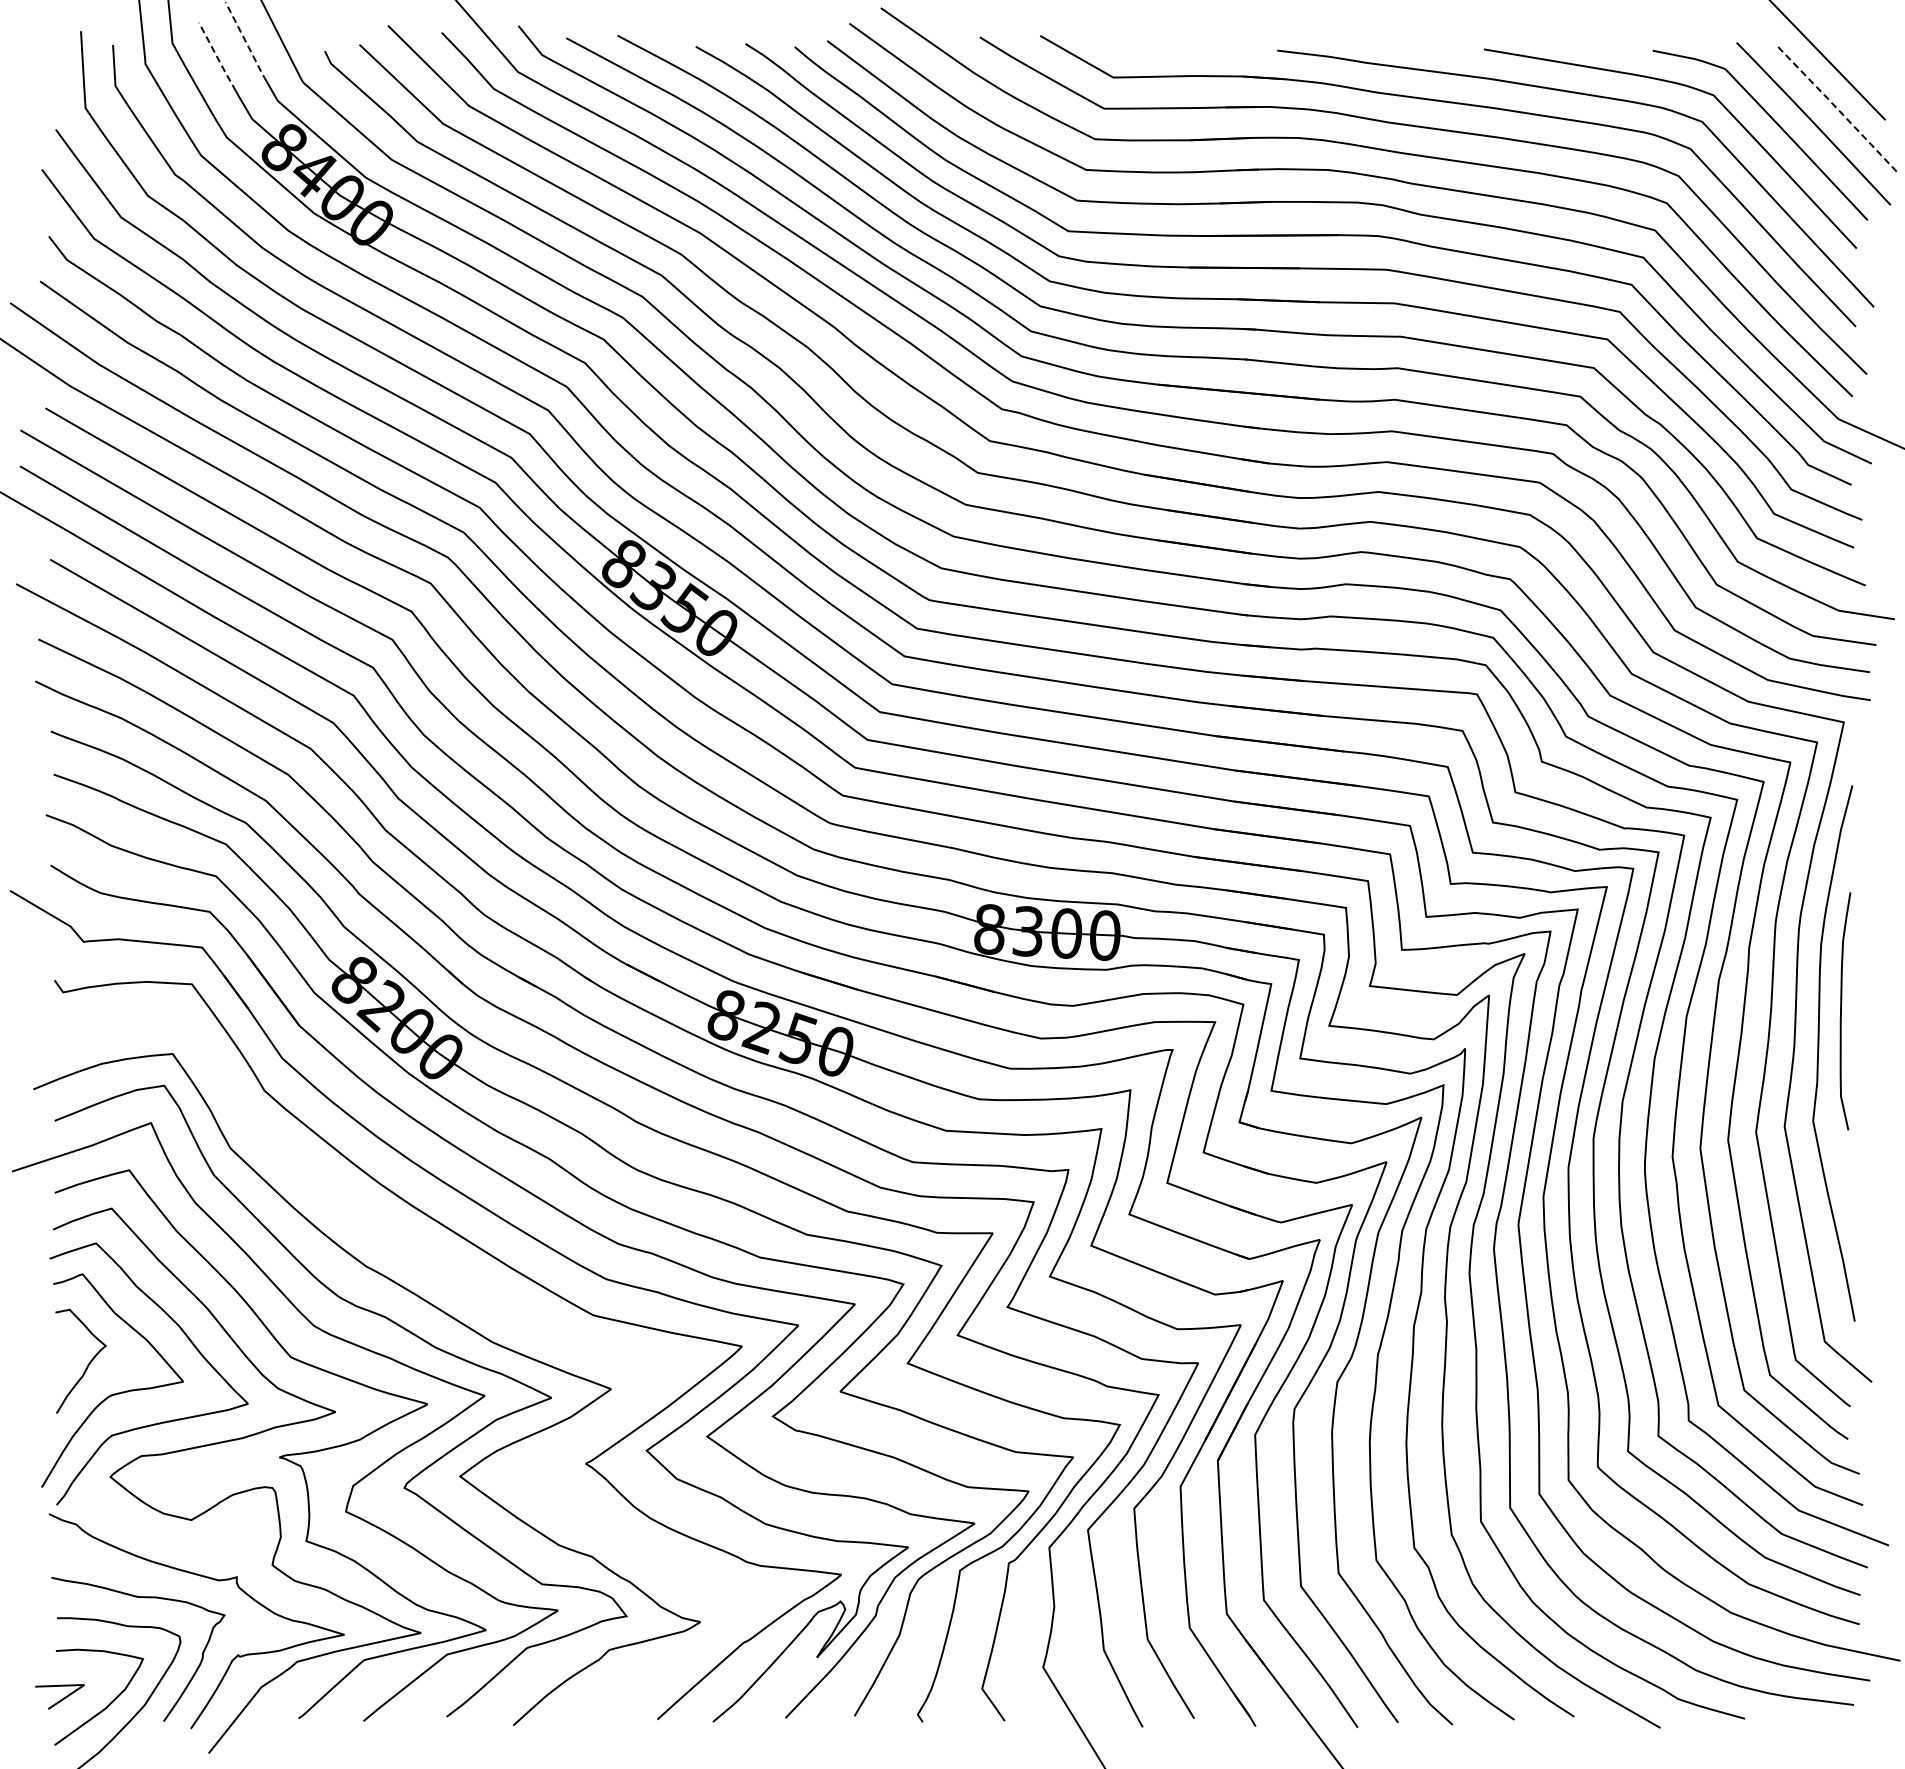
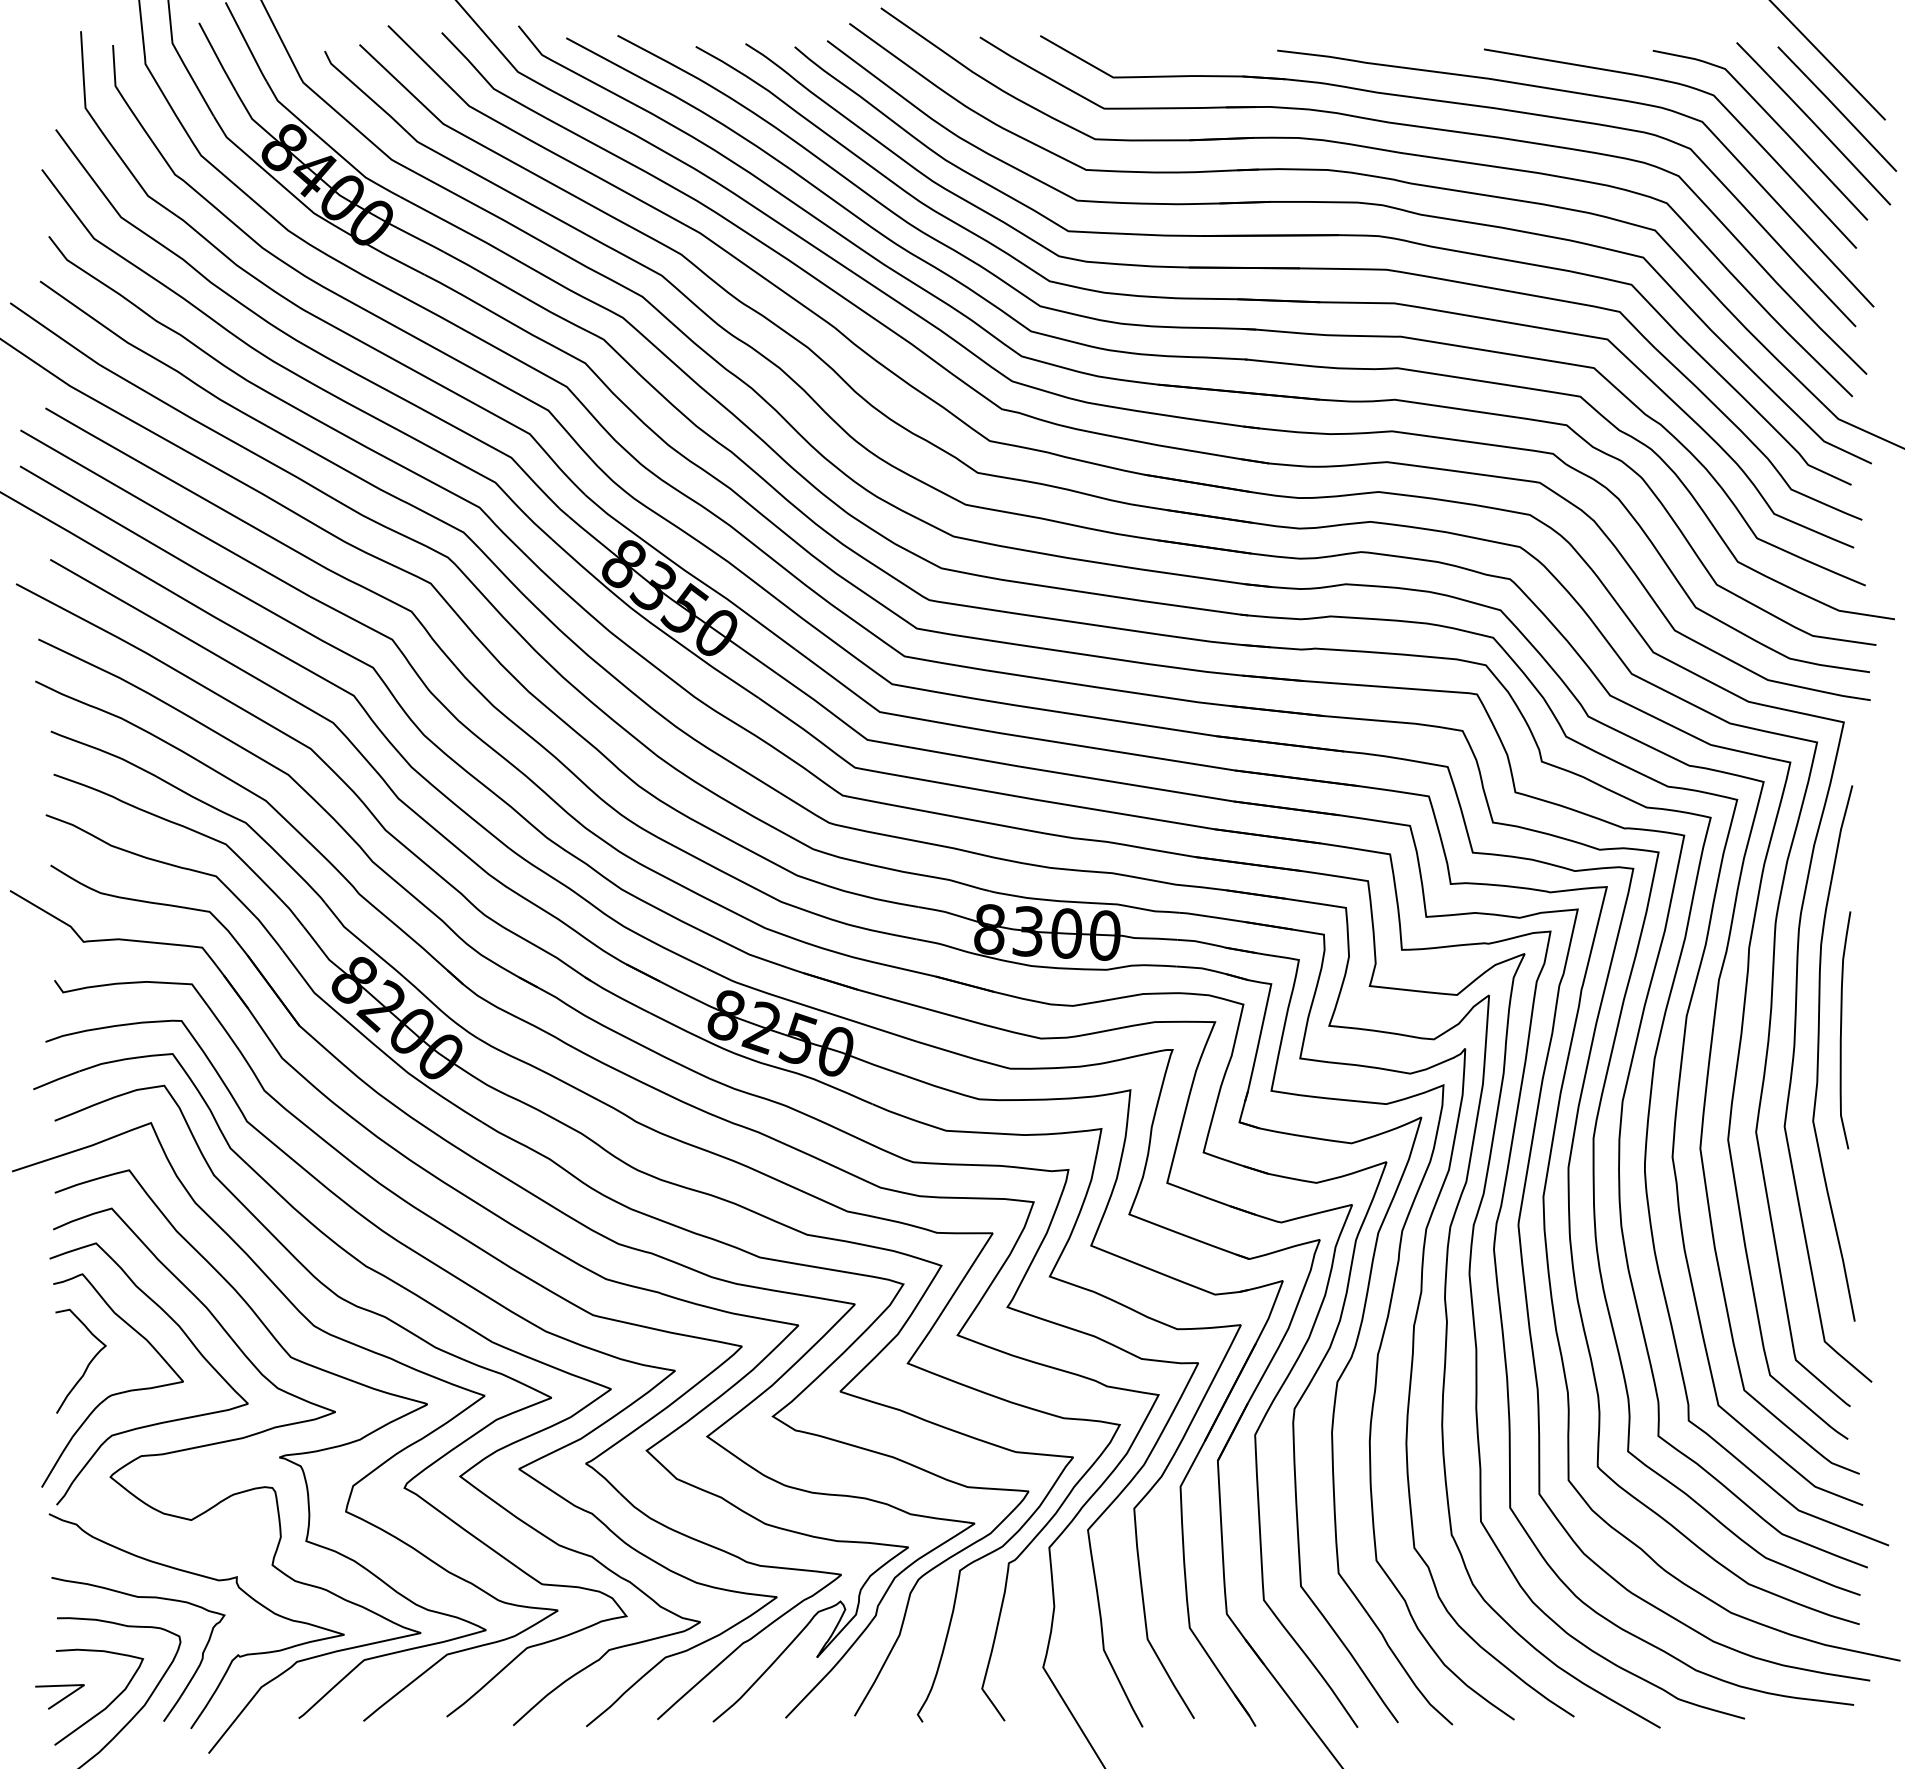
line: dashed -> solid (246, 43)
line: dashed -> solid (217, 57)
line: dashed -> solid (1837, 108)
curve position: (1841, 1011) -> (1841, 1030) (1841, 1030)
curve: none -> present (468, 1286)
